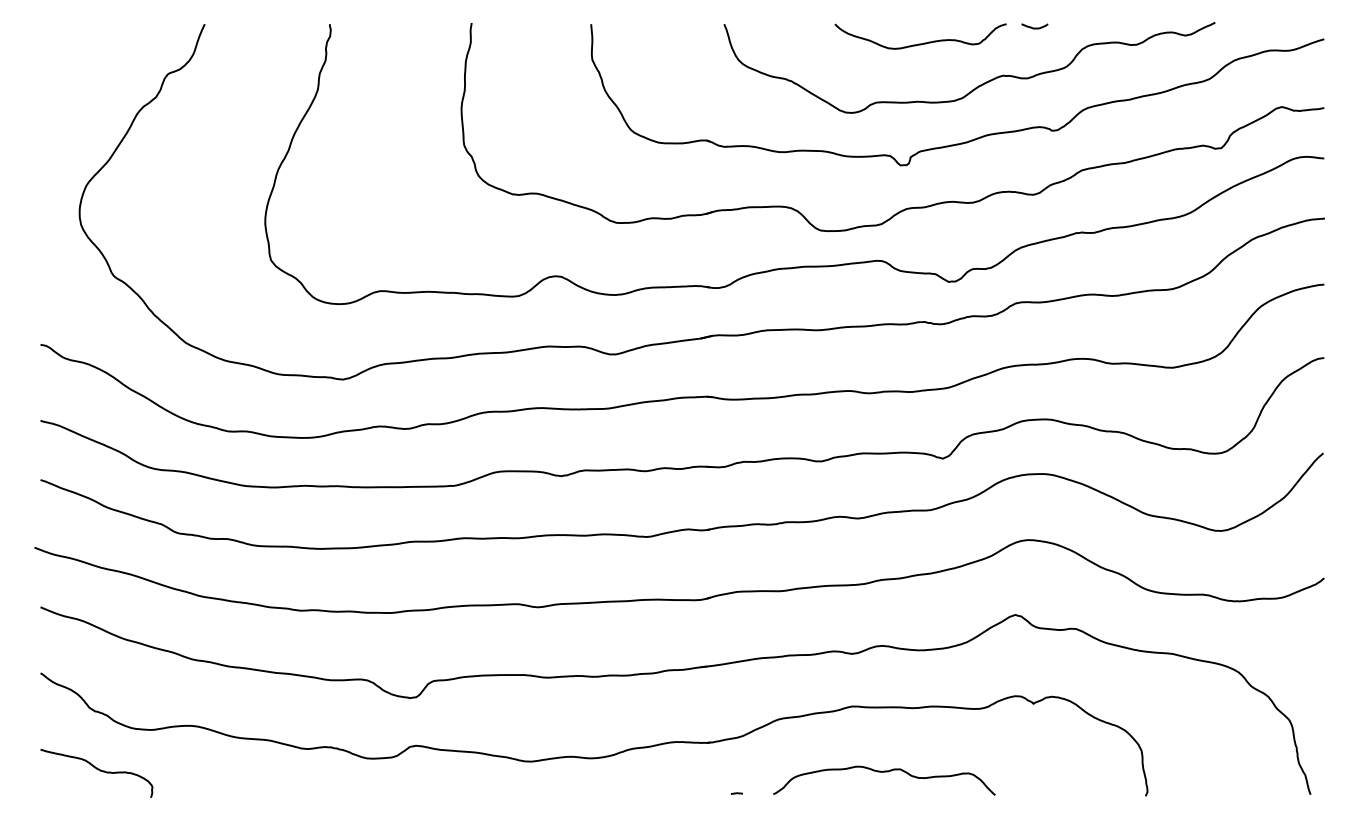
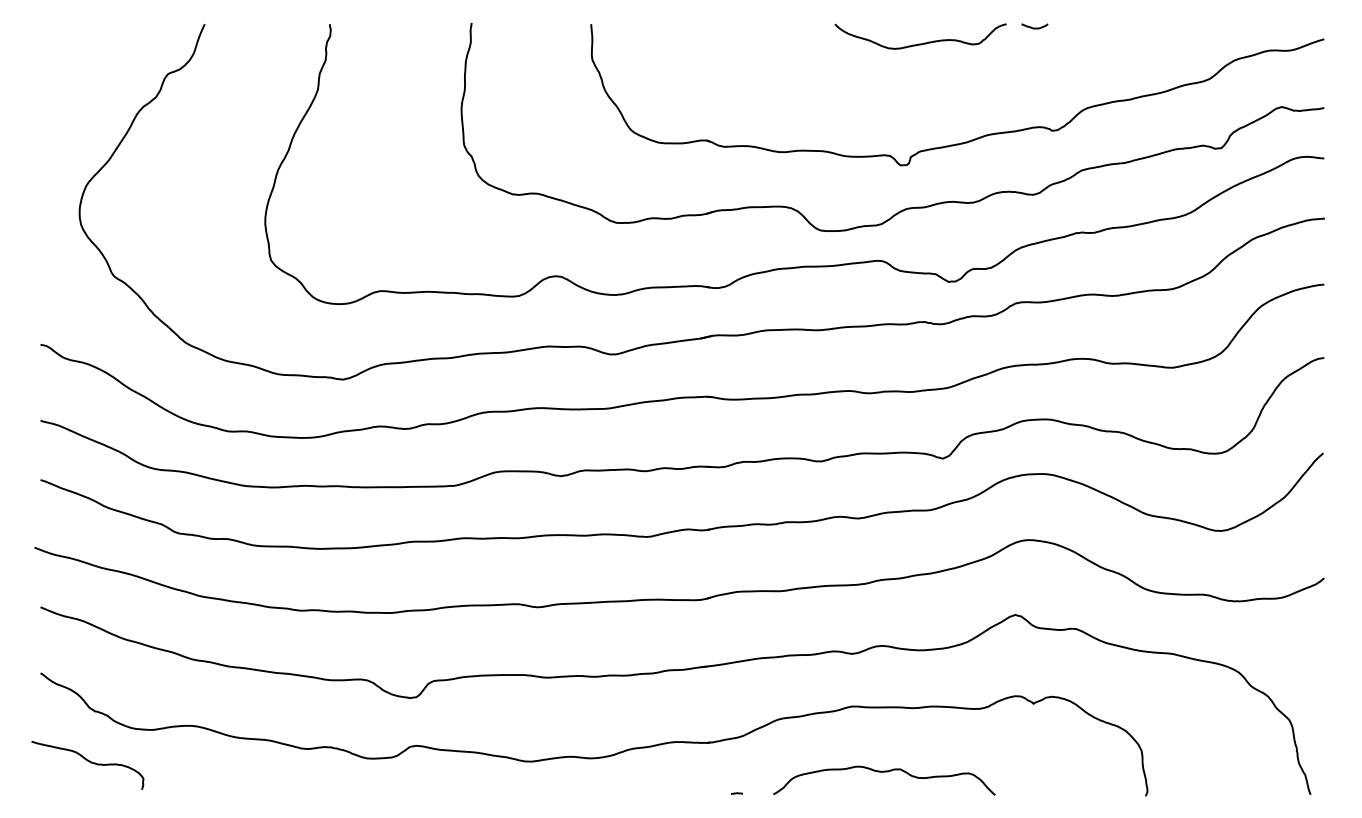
curve: present -> none (978, 85)
curve position: (98, 770) -> (89, 762) (89, 762)
